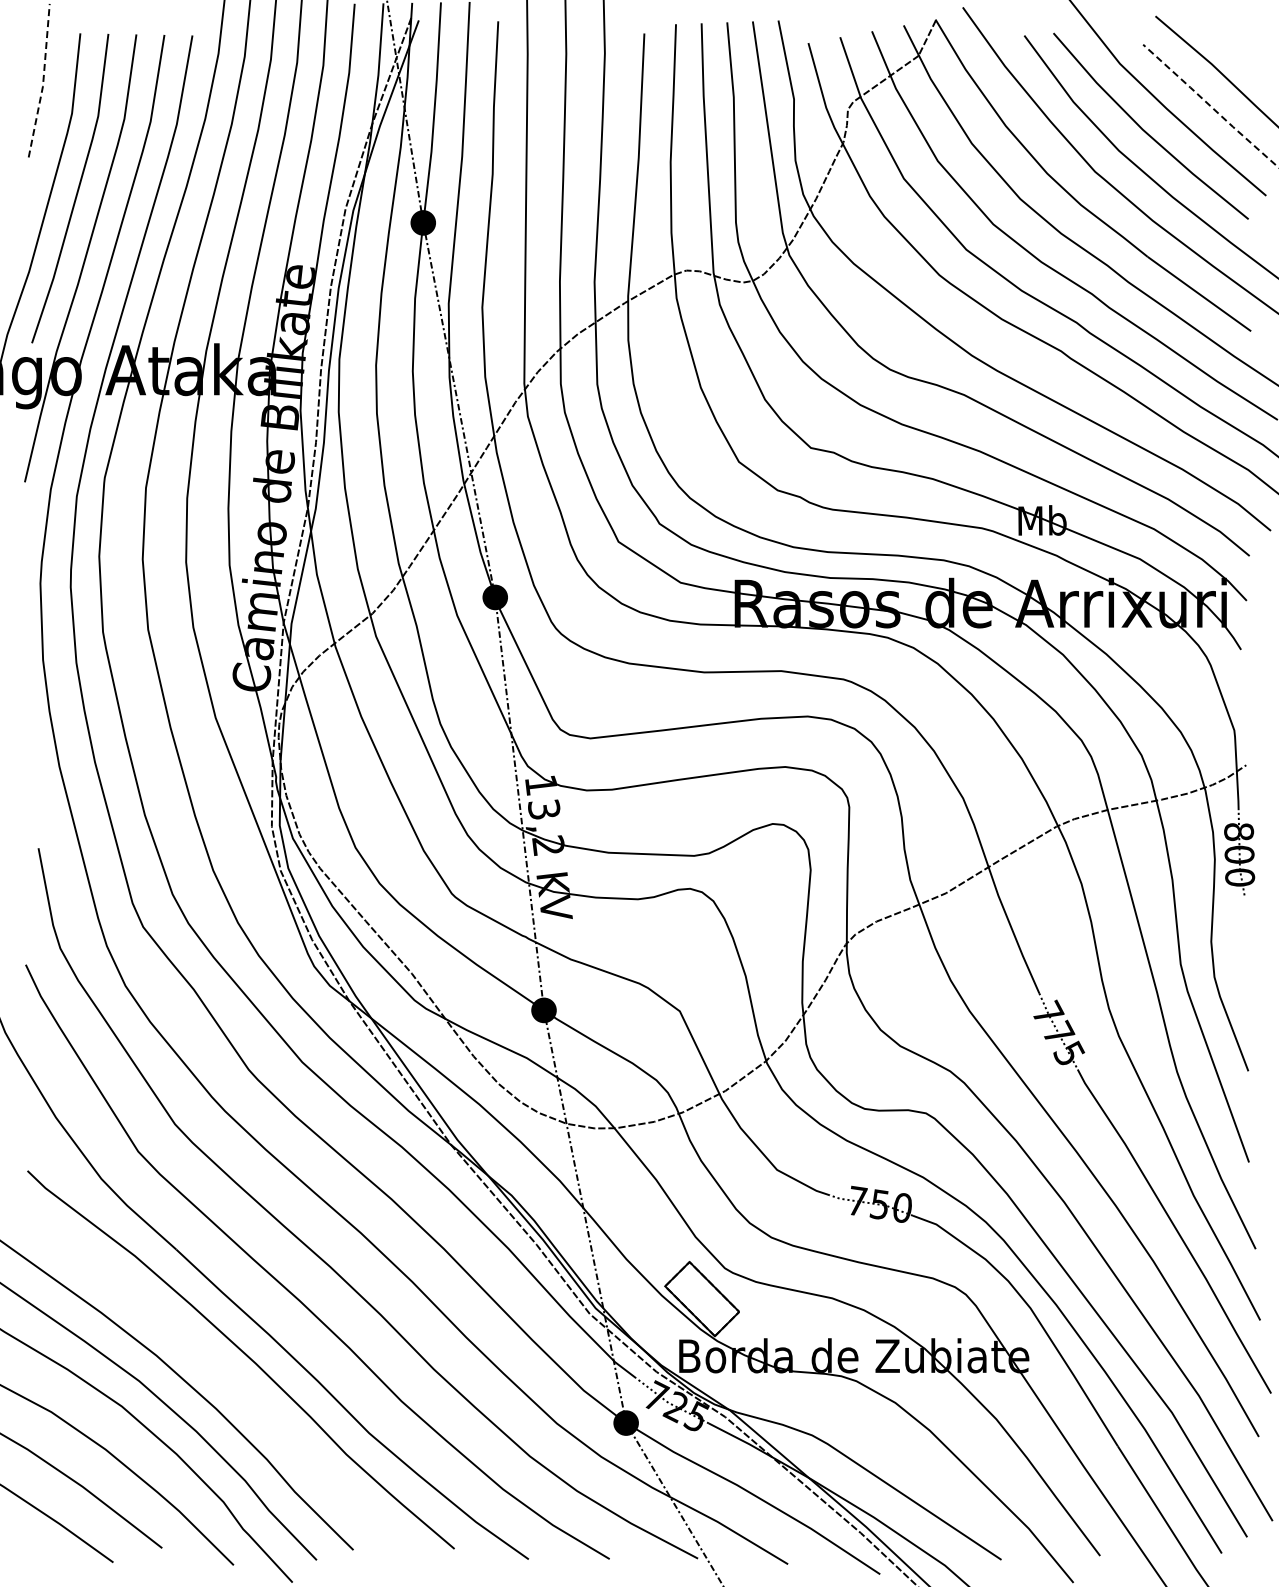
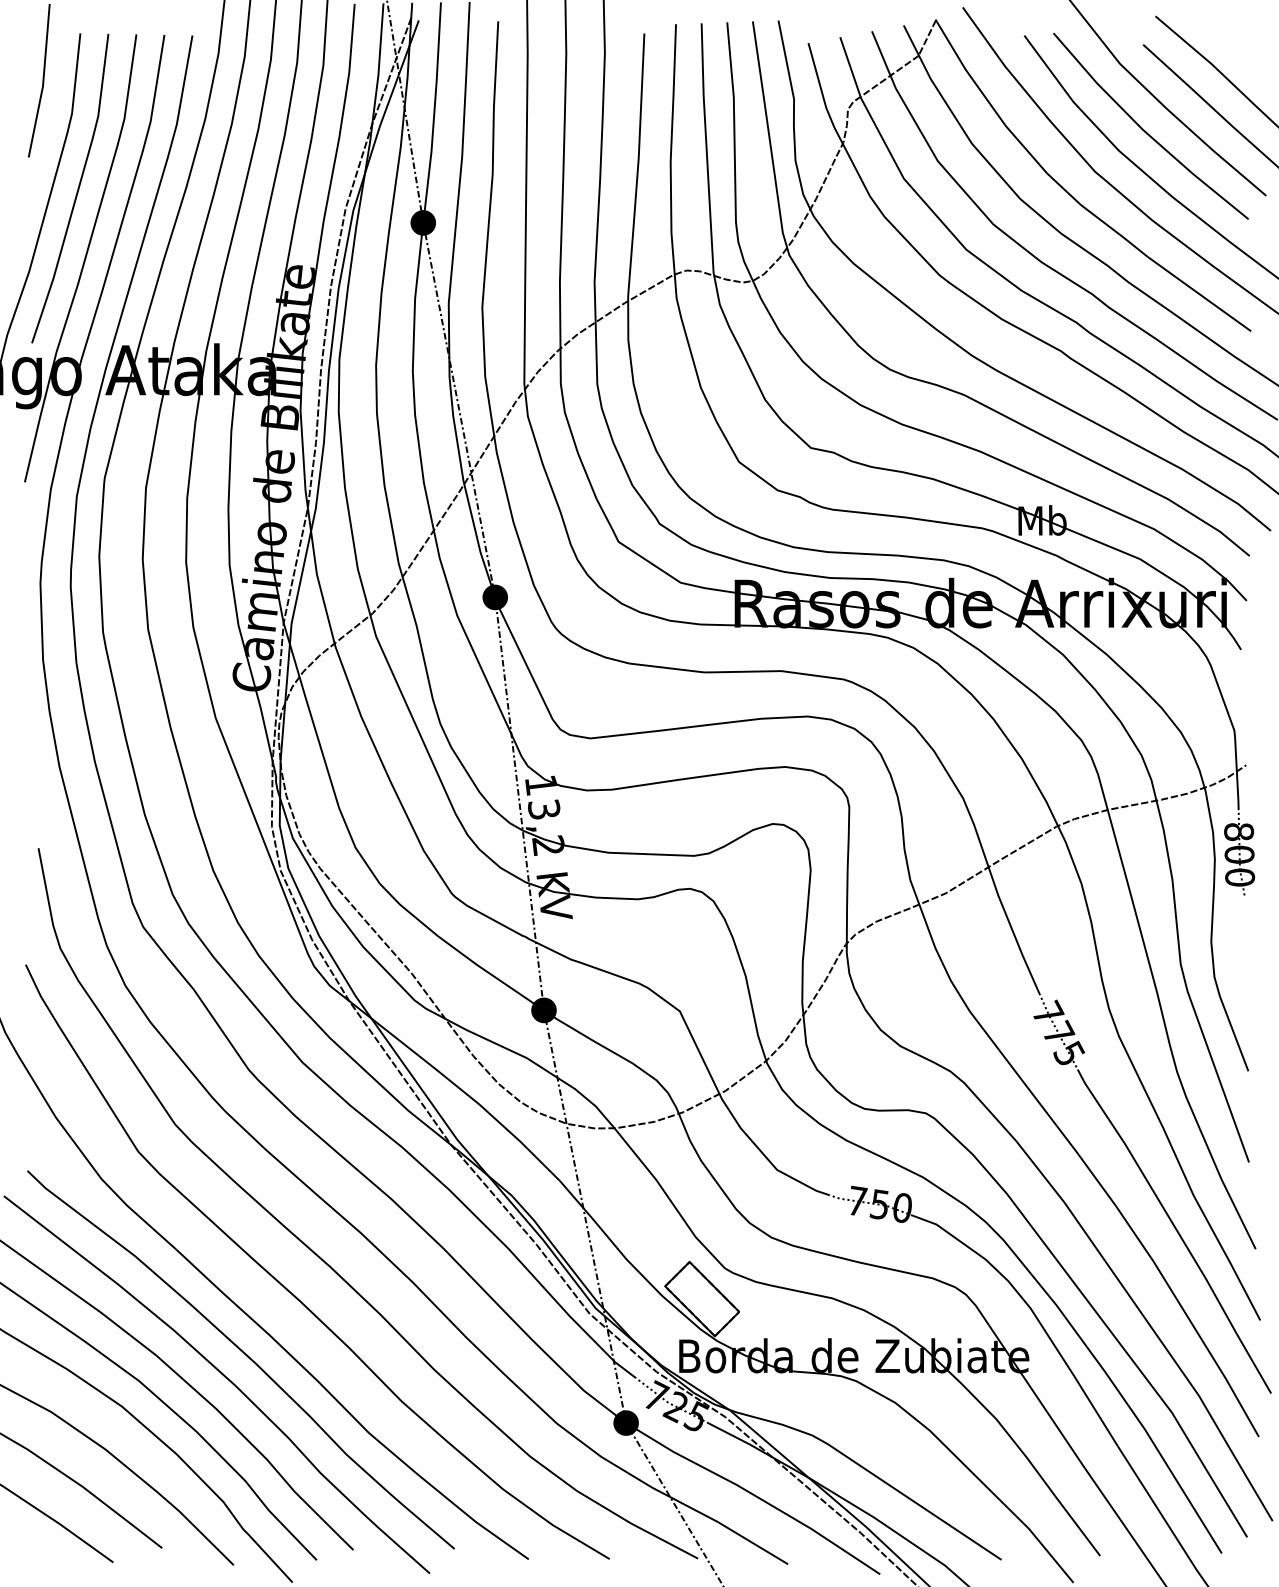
line: dashed -> solid (43, 81)
line: dashed -> solid (1210, 106)
curve: none -> present (223, 1376)
